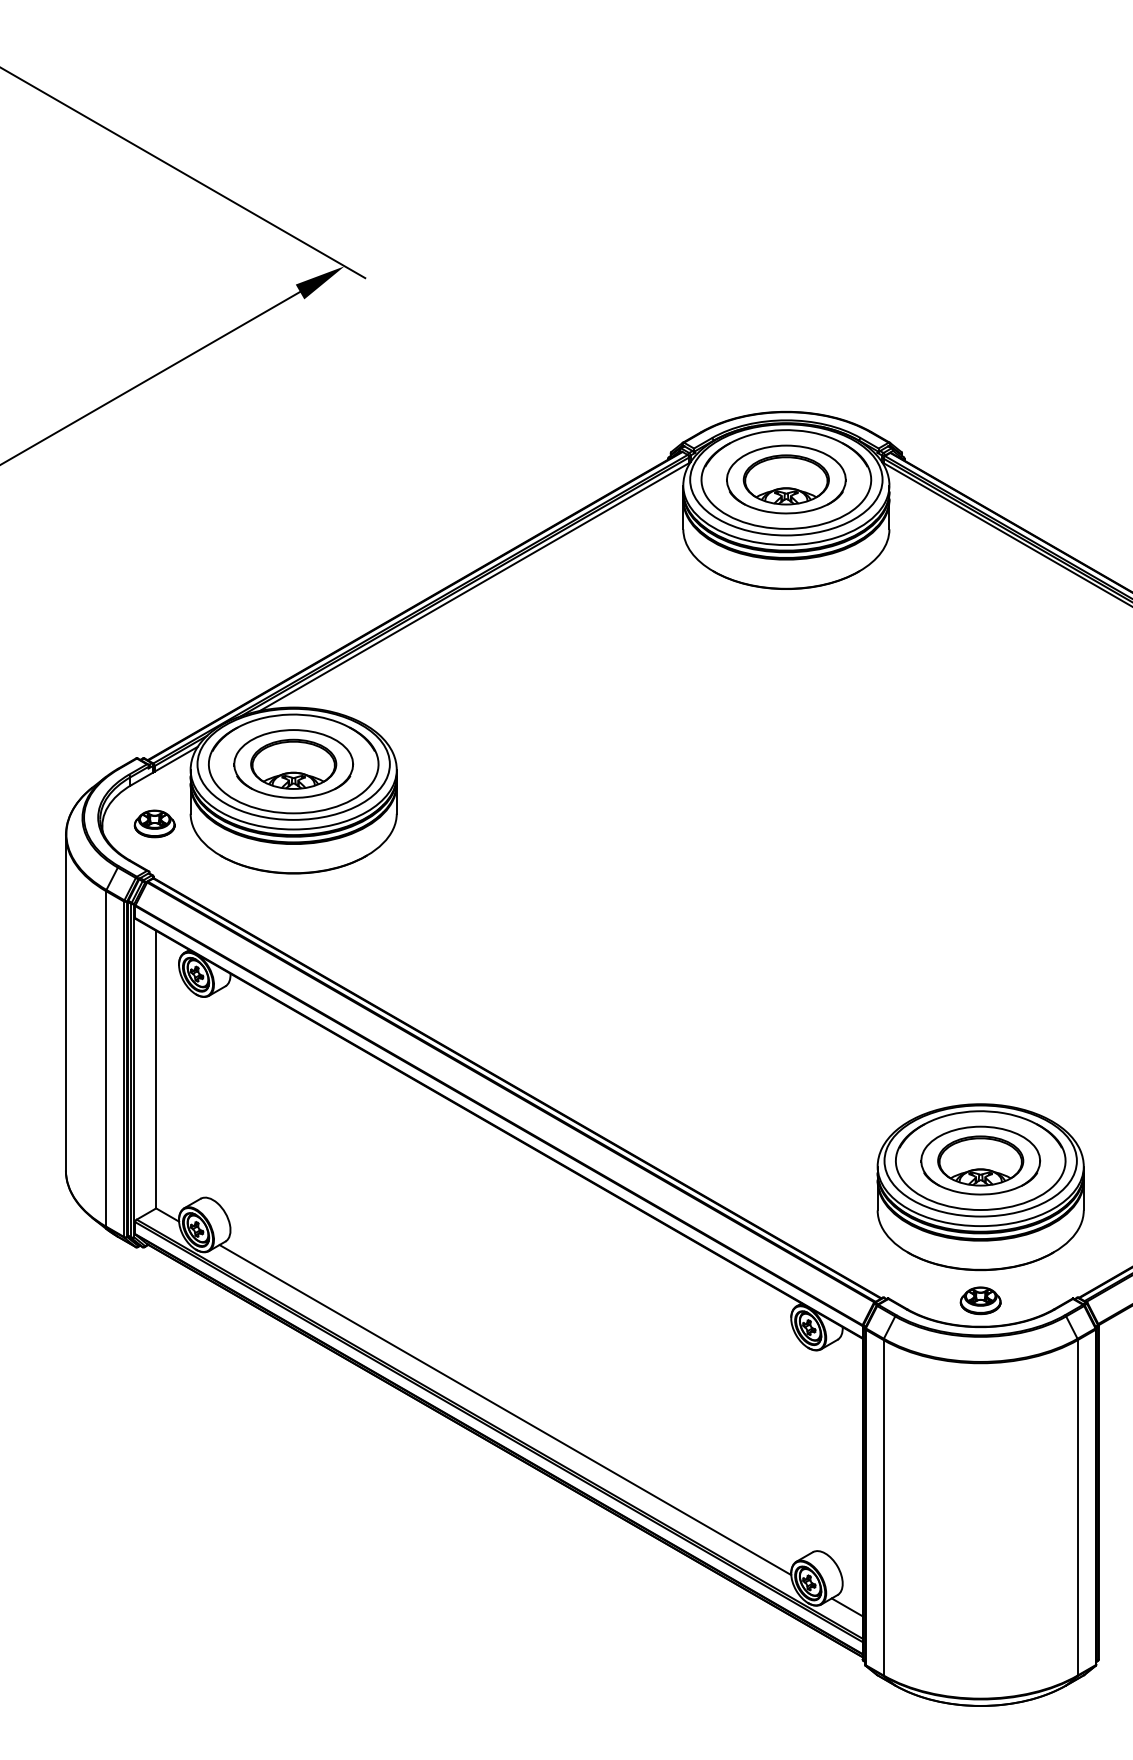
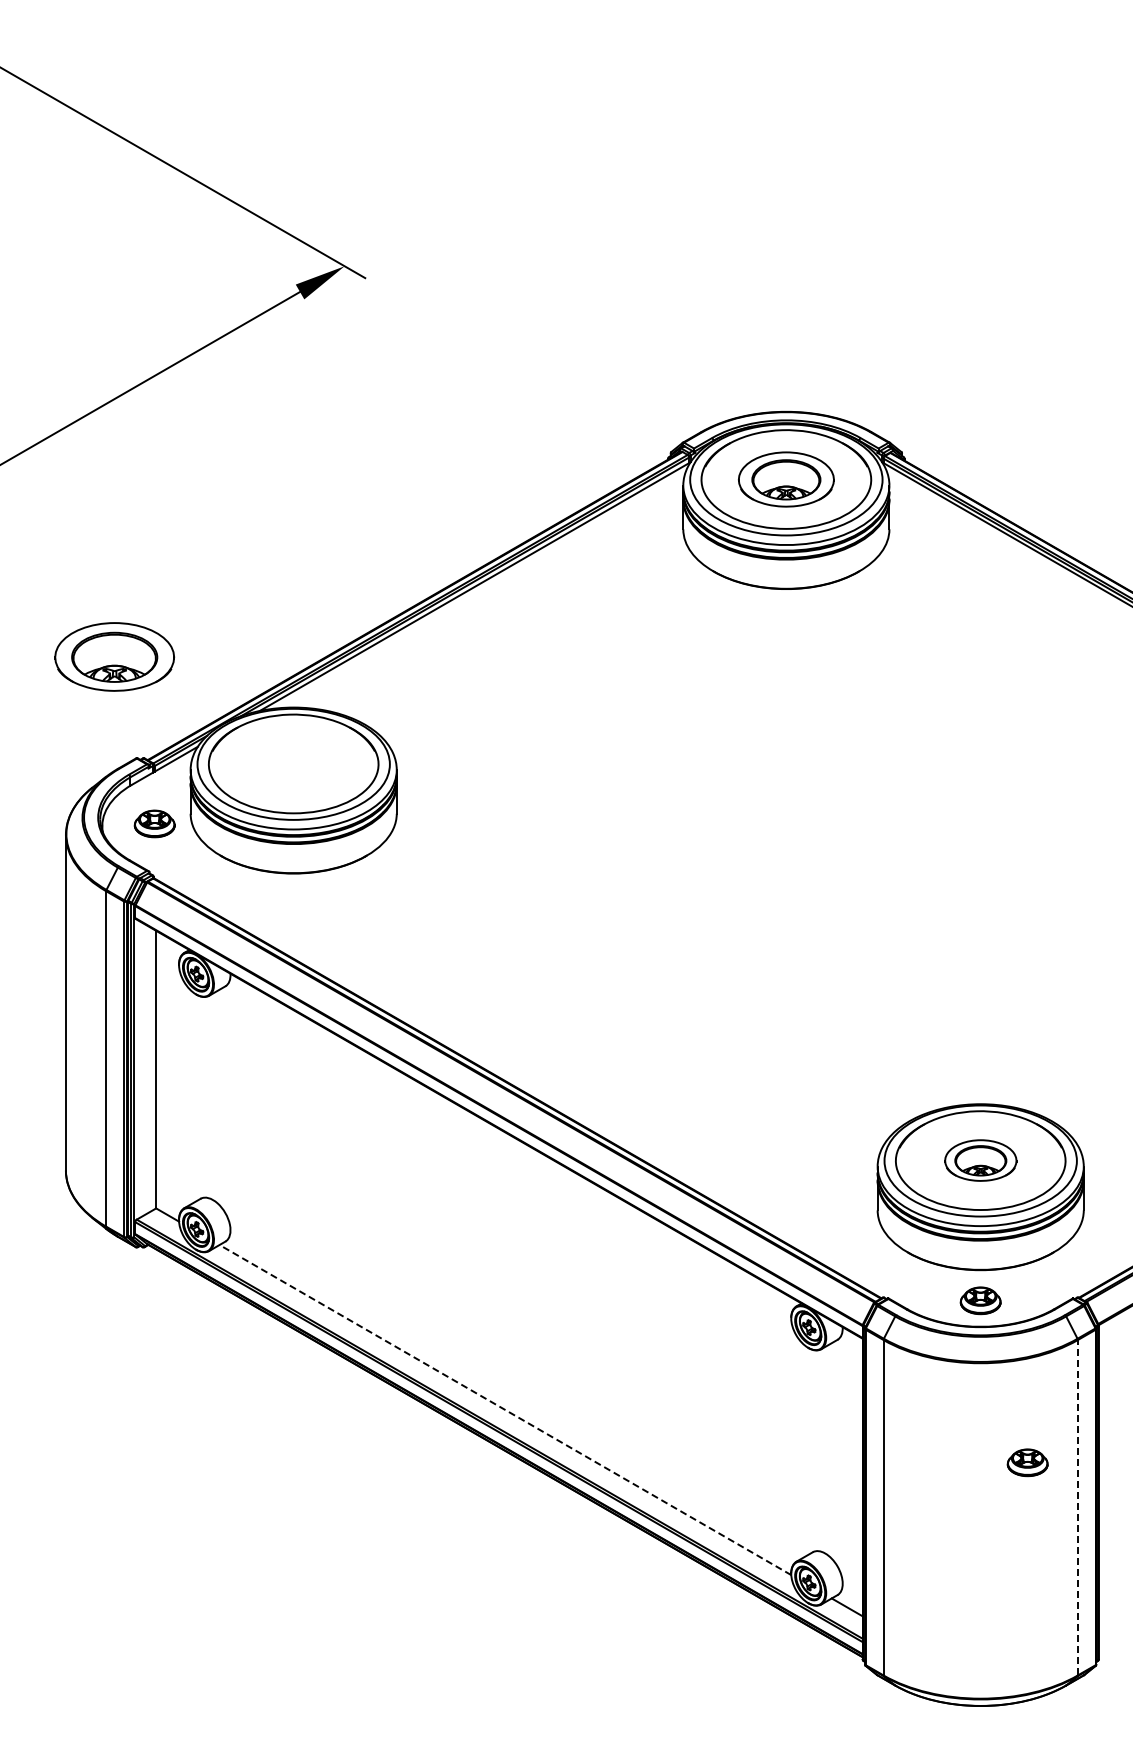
part size: 121x71 px -> 97x57 px (786, 479)
part position: (293, 763) -> (114, 656) (114, 656)
part size: 122x71 px -> 74x43 px (980, 1160)
line: solid -> dashed (504, 1409)
part: none -> present (1027, 1462)
line: solid -> dashed (1077, 1507)
